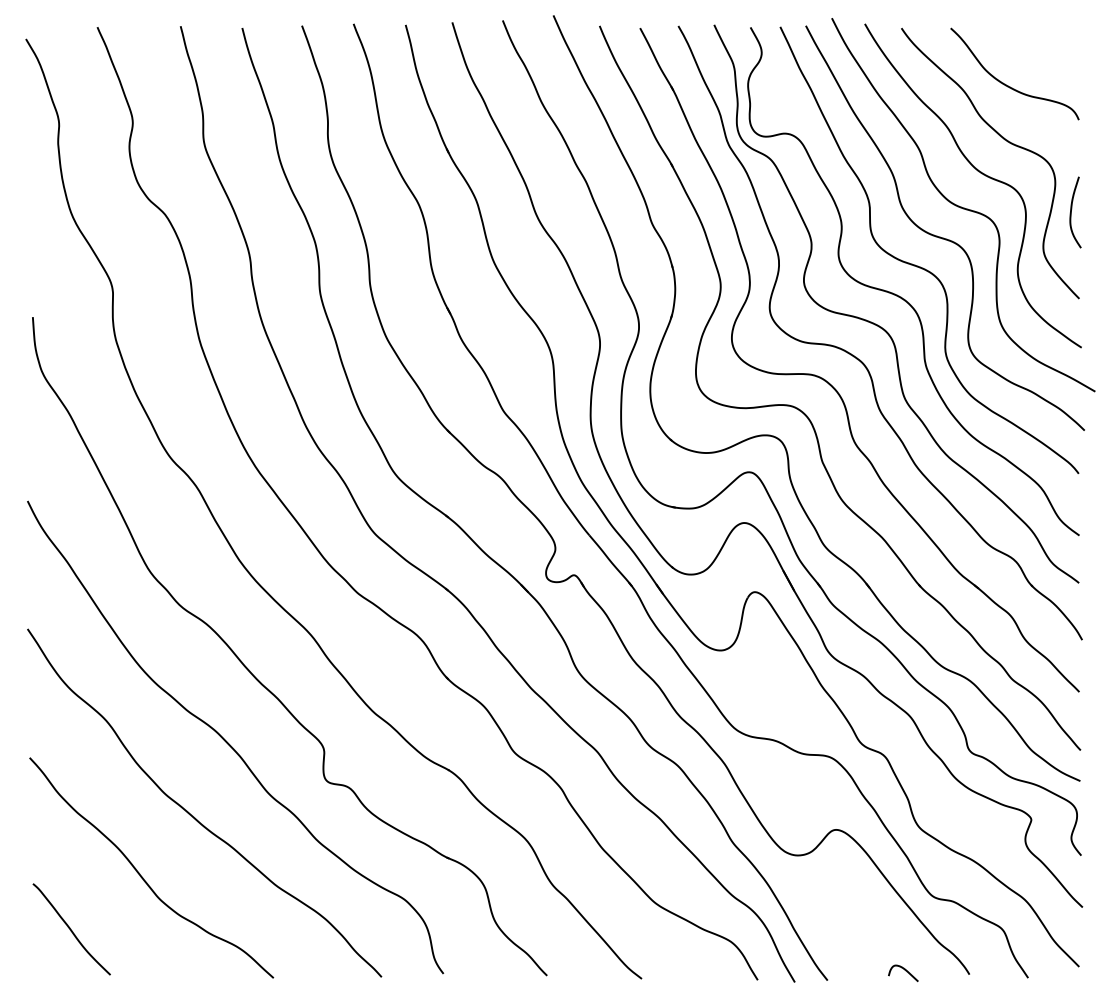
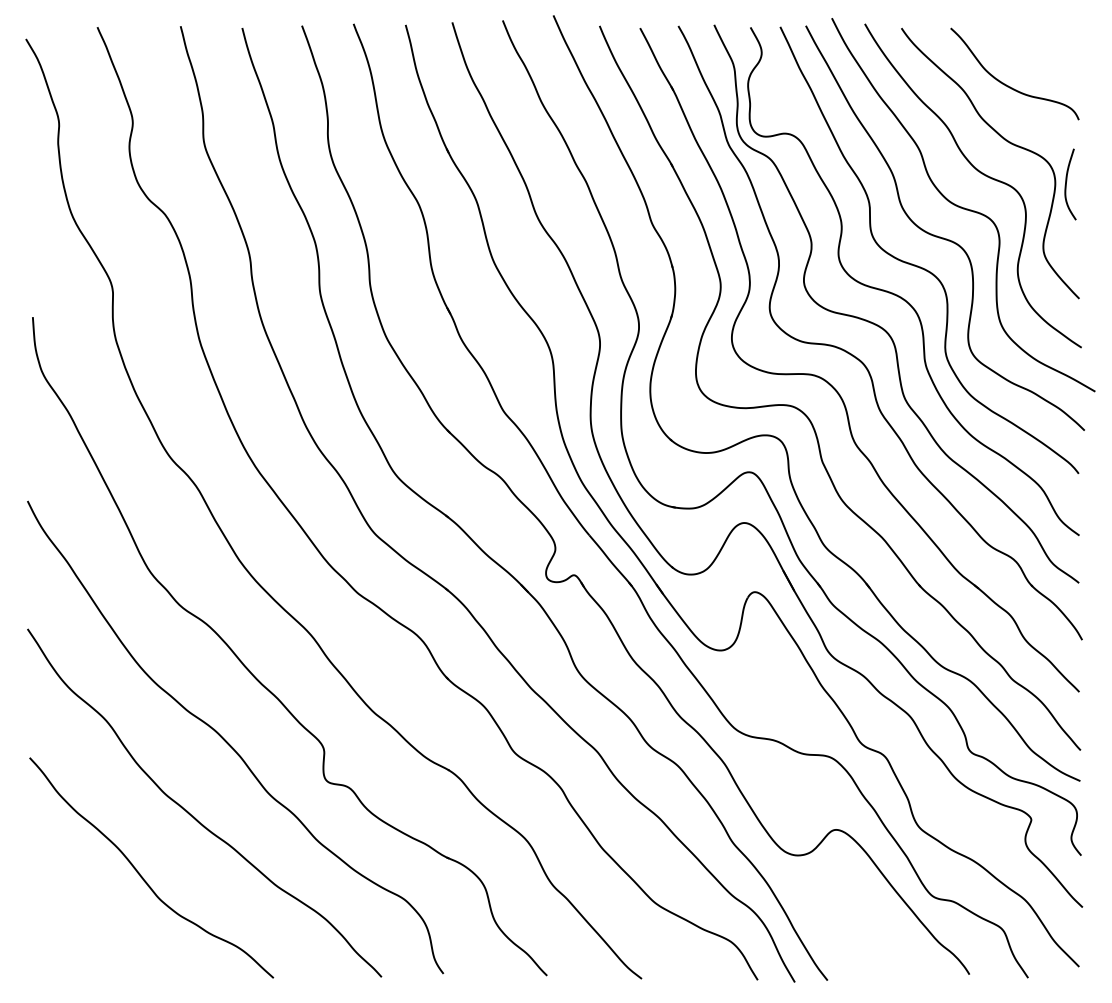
curve position: (1071, 212) -> (1066, 184) (1066, 184)
curve: present -> none (71, 929)
curve: present -> none (905, 971)
